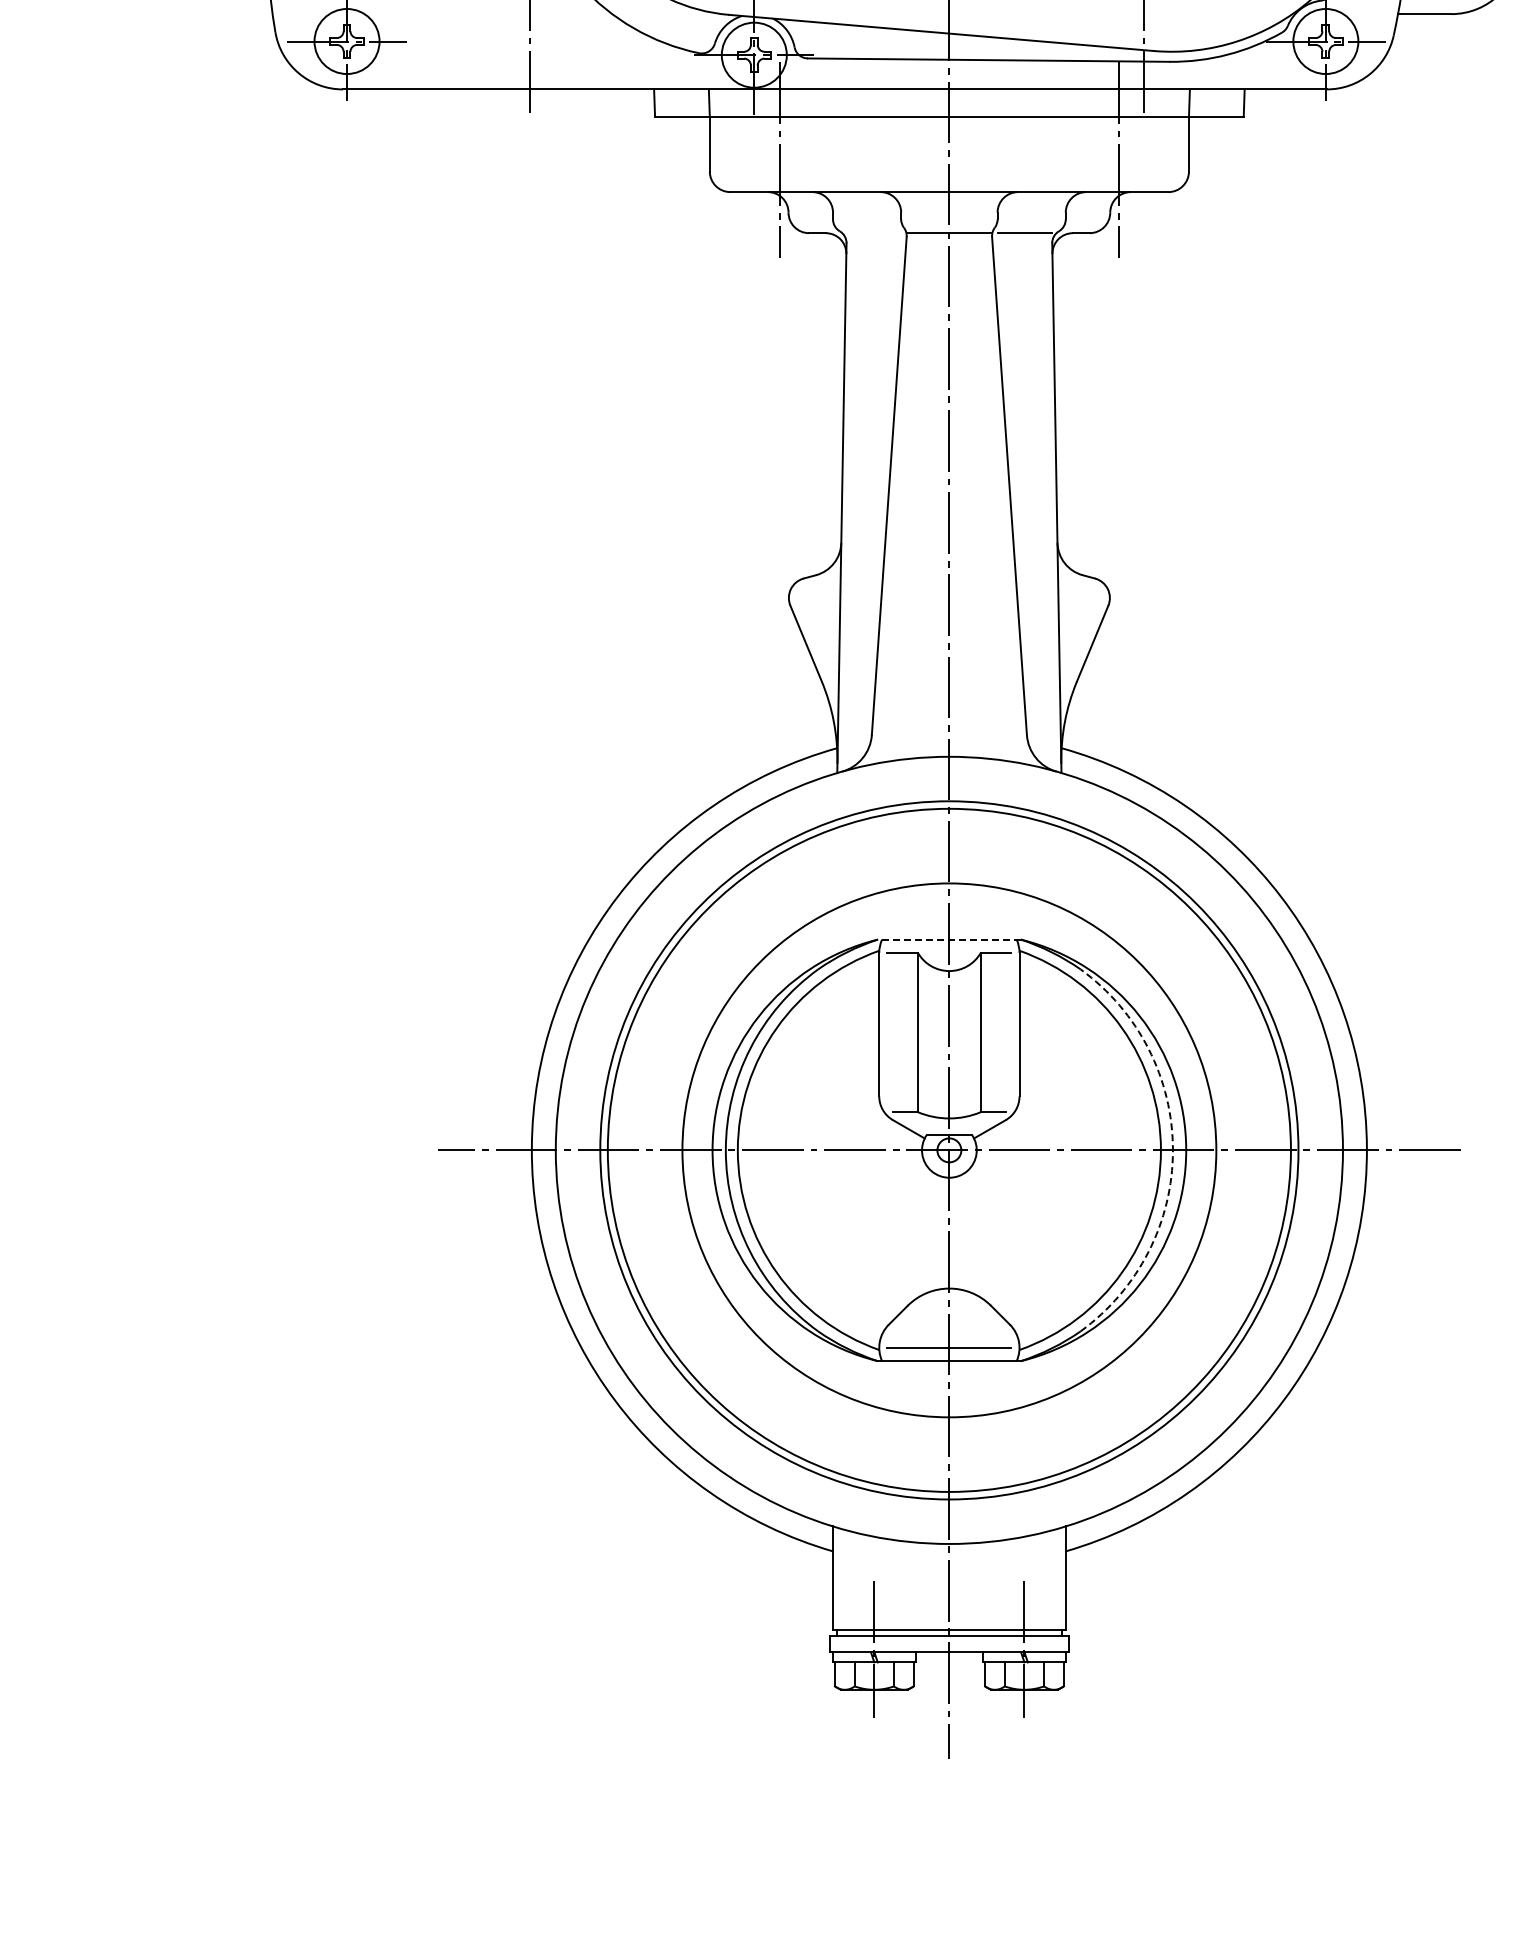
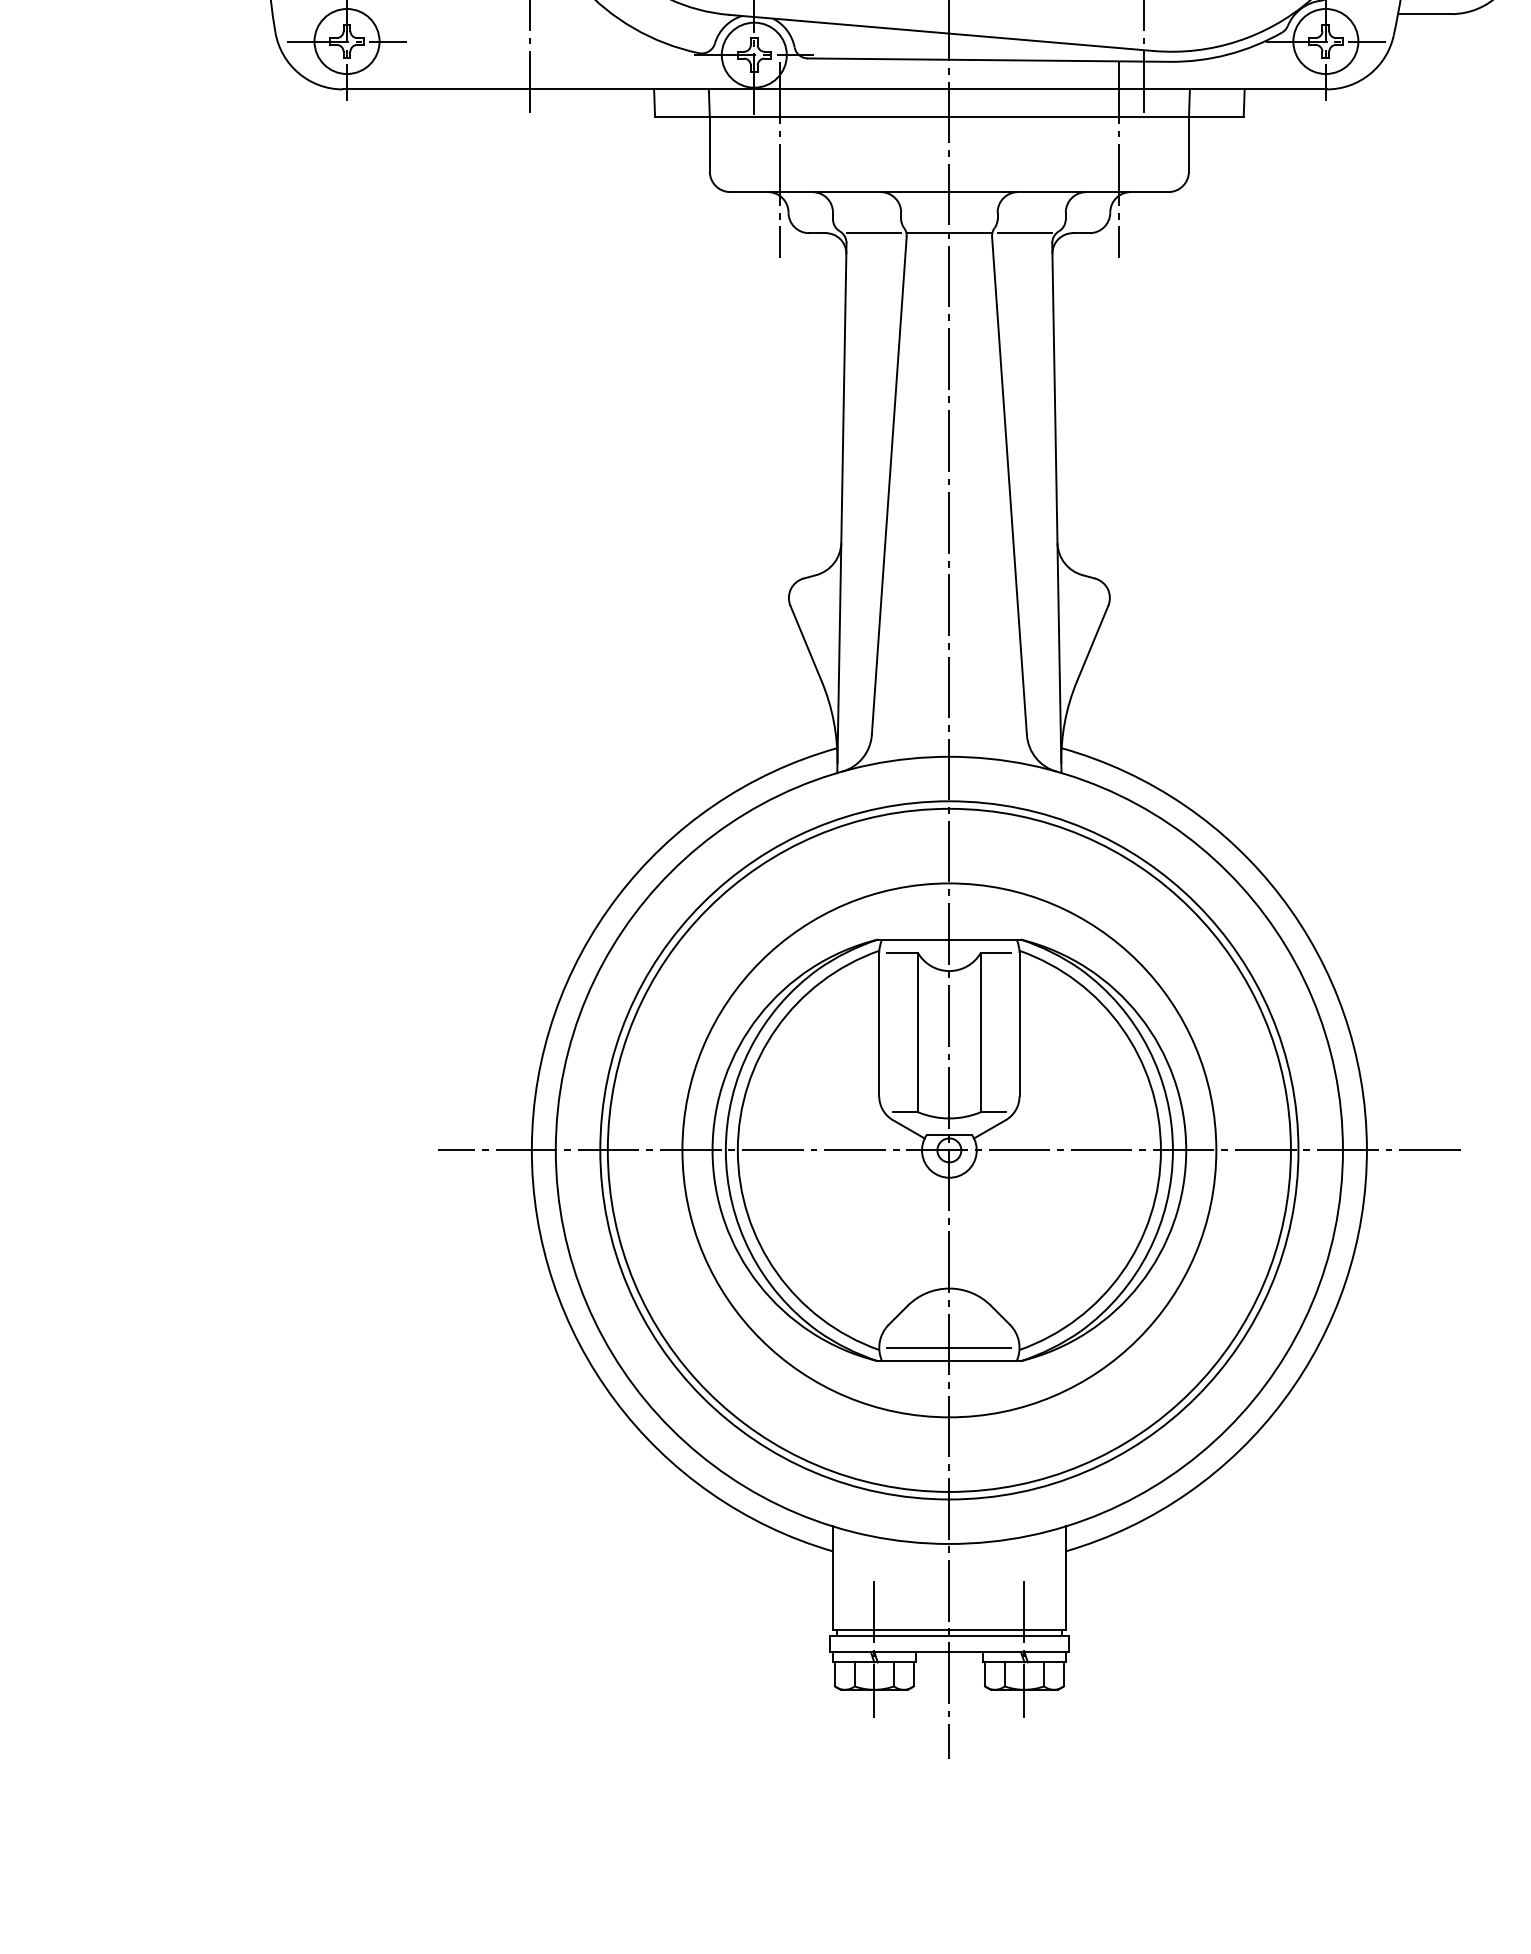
line: none -> present (873, 233)
line: dashed -> solid (948, 939)
arc: dashed -> solid (1172, 1150)
